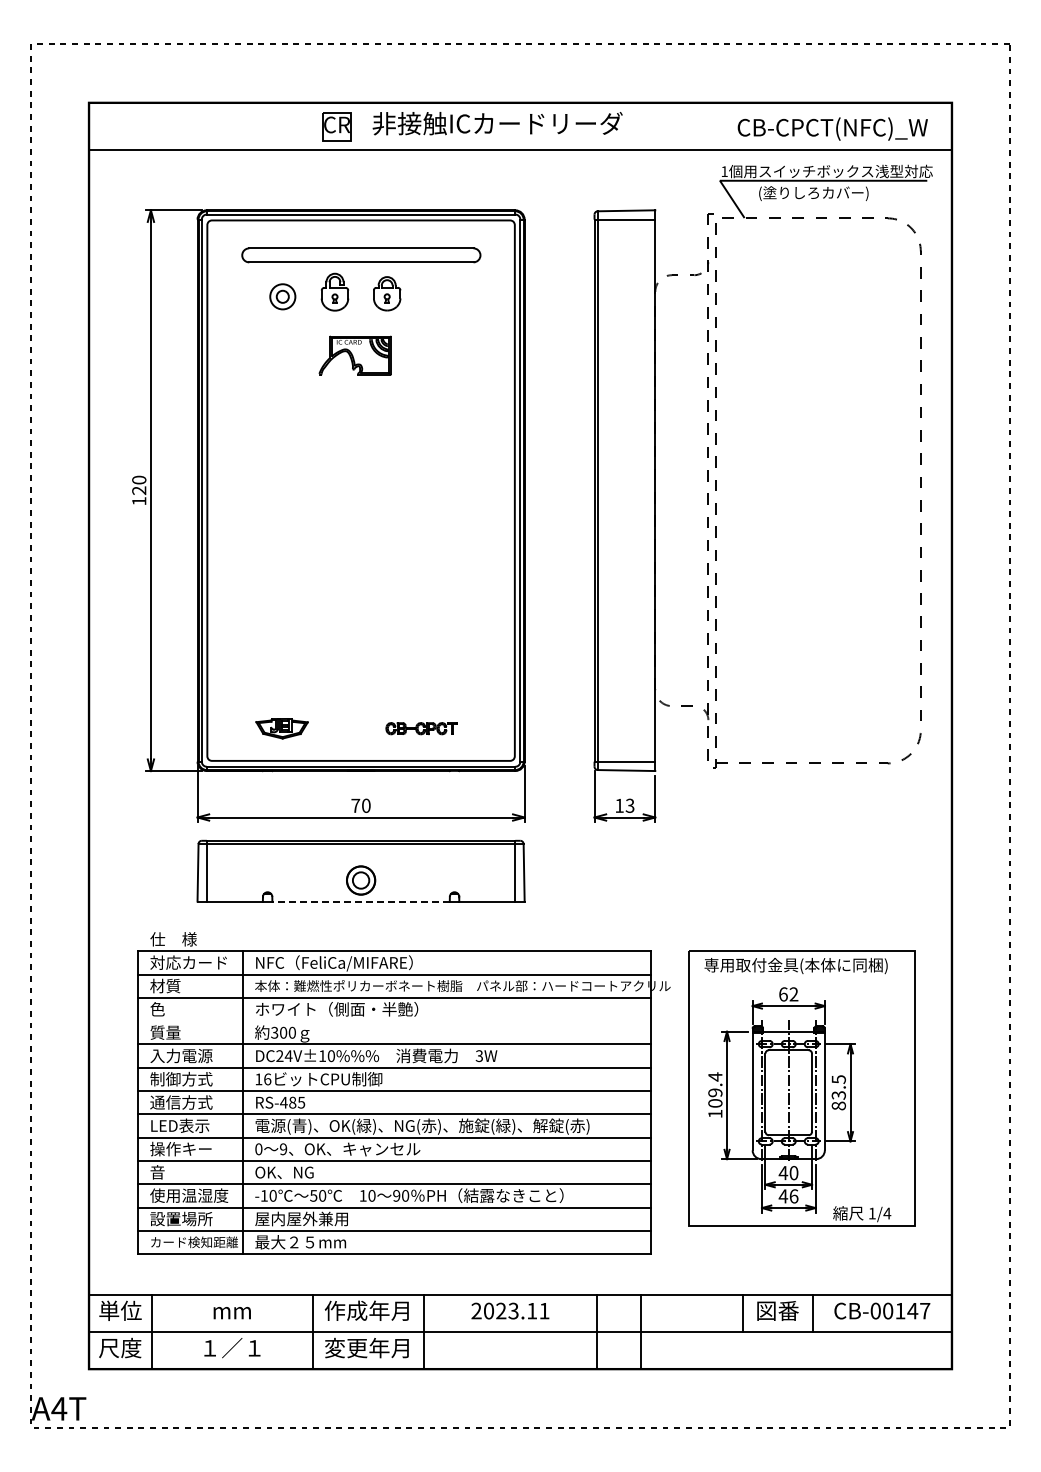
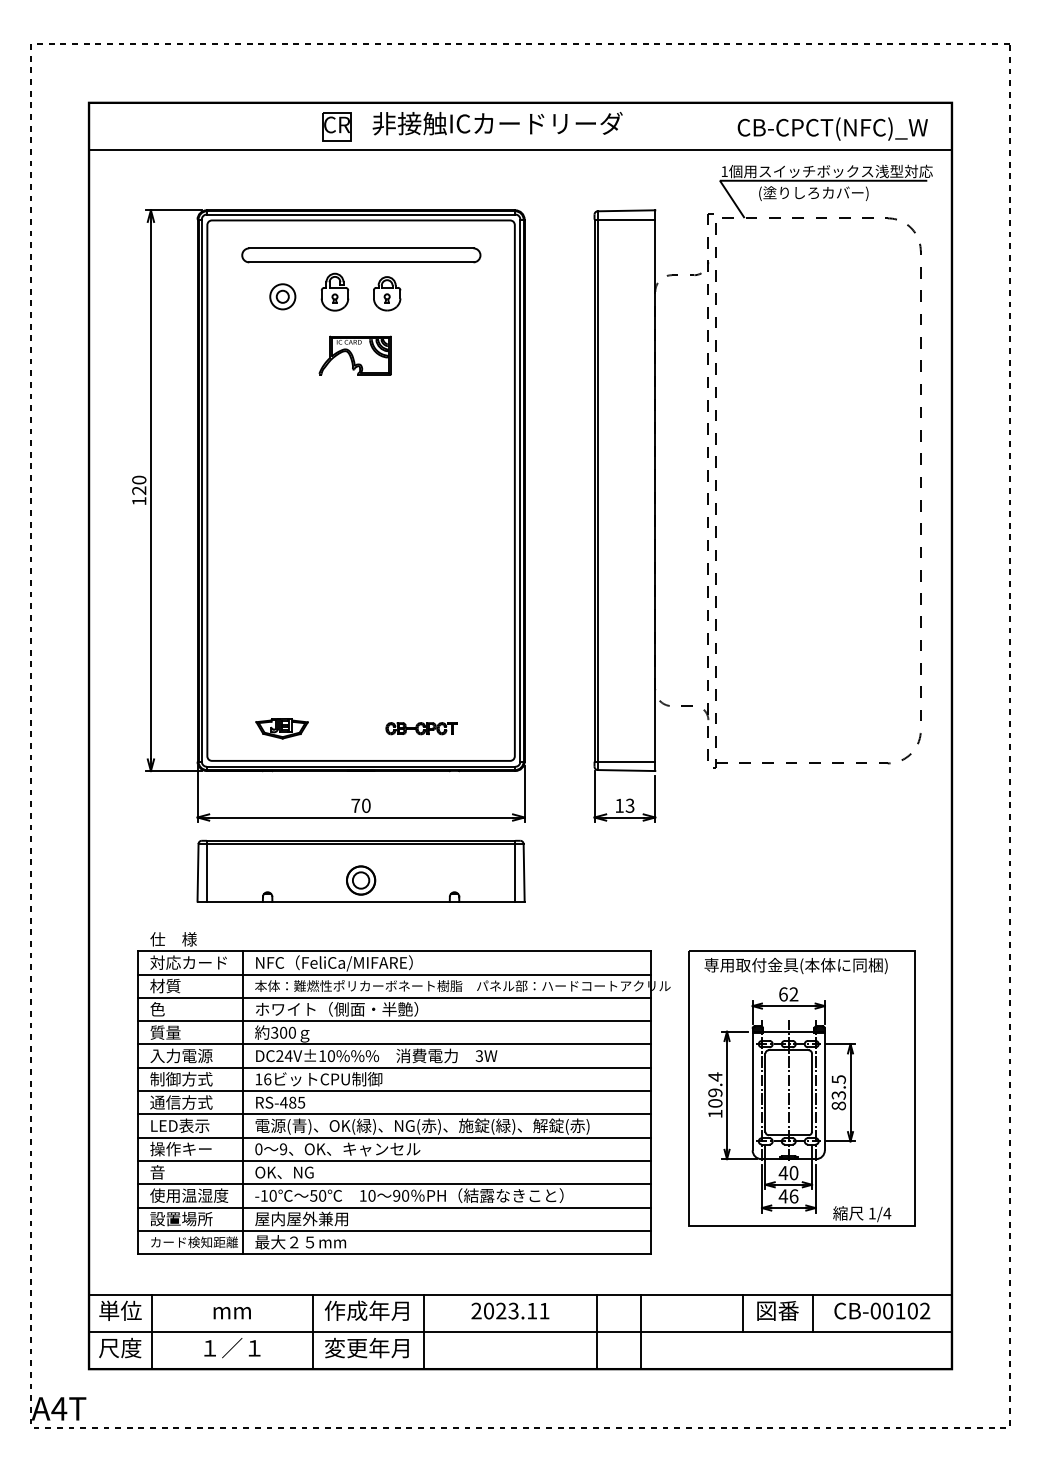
line: dashed -> solid (361, 901)
line: none -> present (394, 1021)
text: CB-00147 -> CB-00102 (918, 1310)
